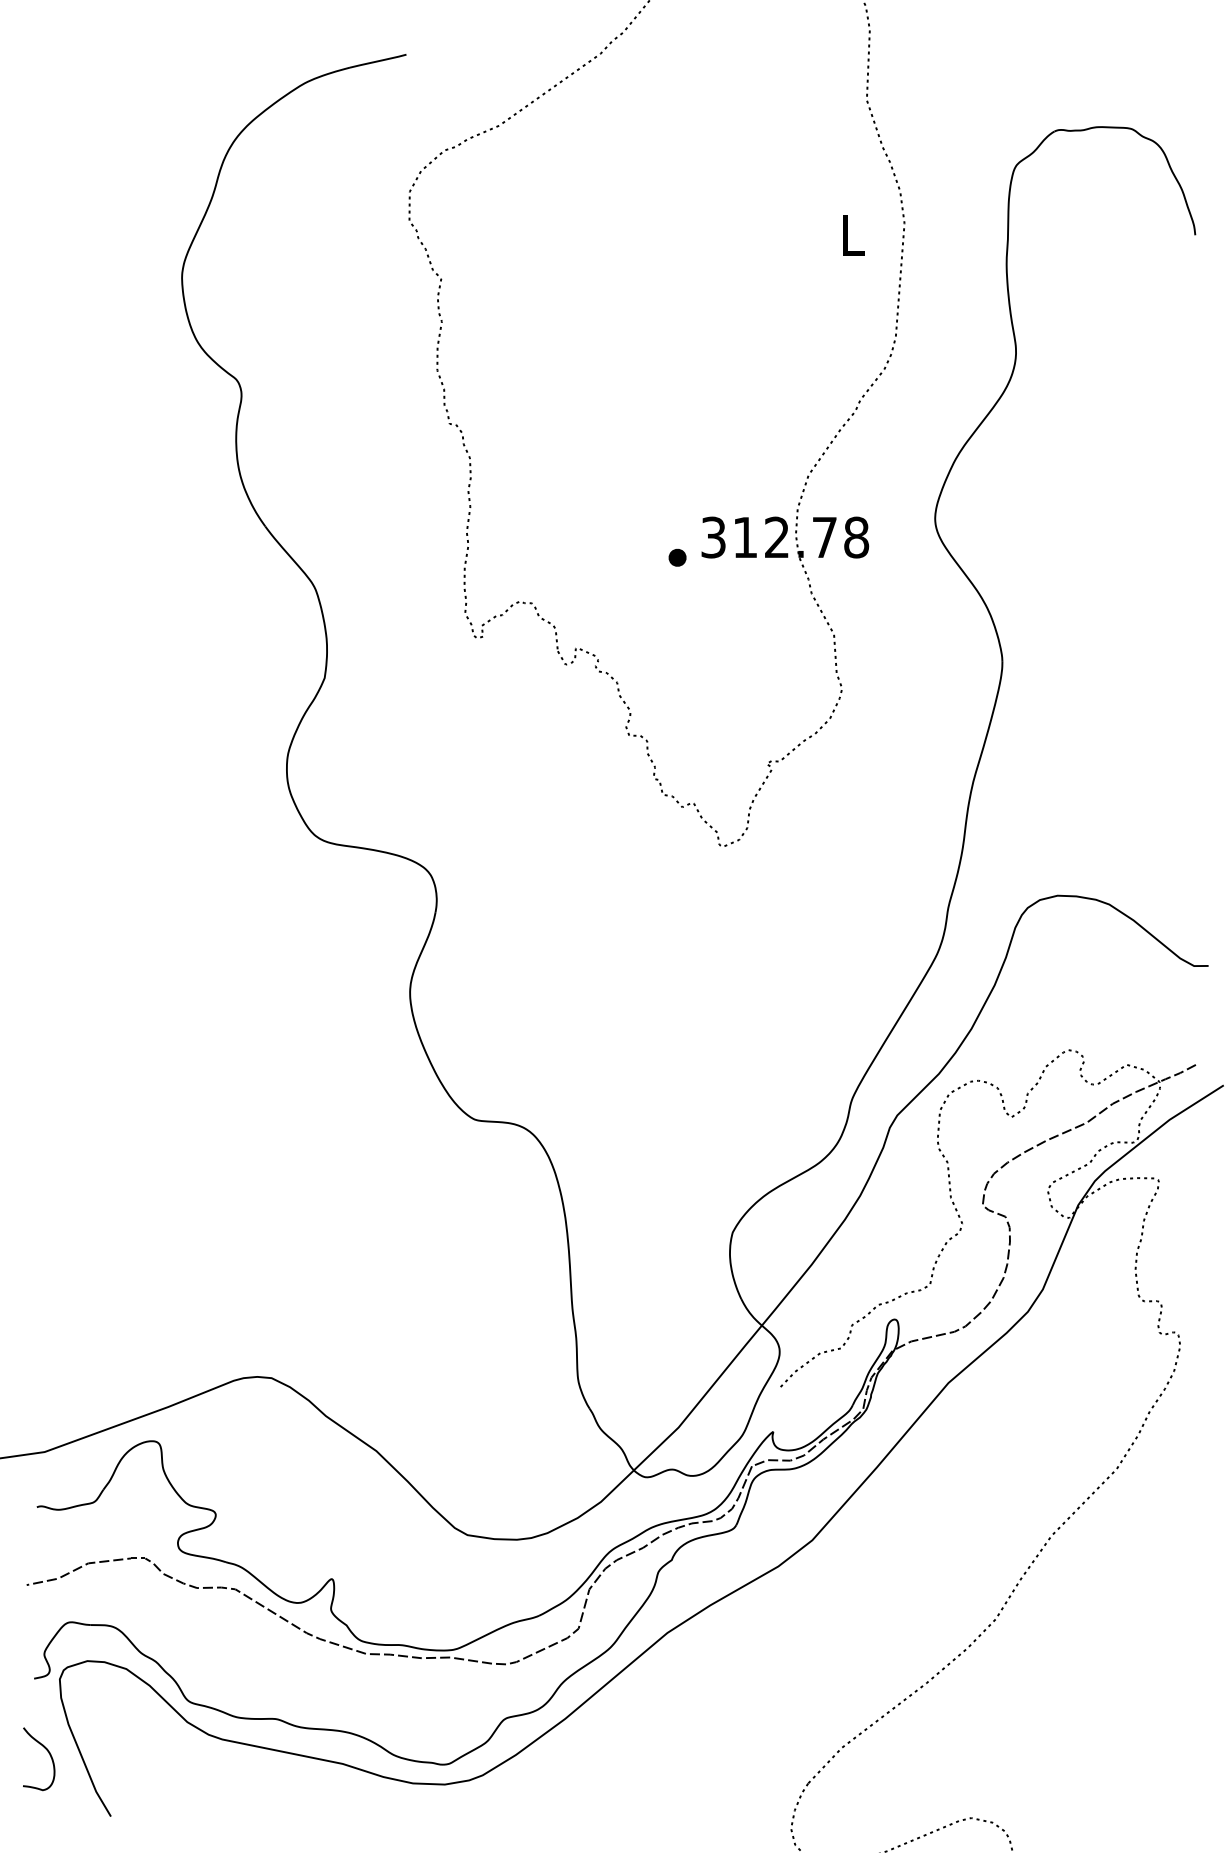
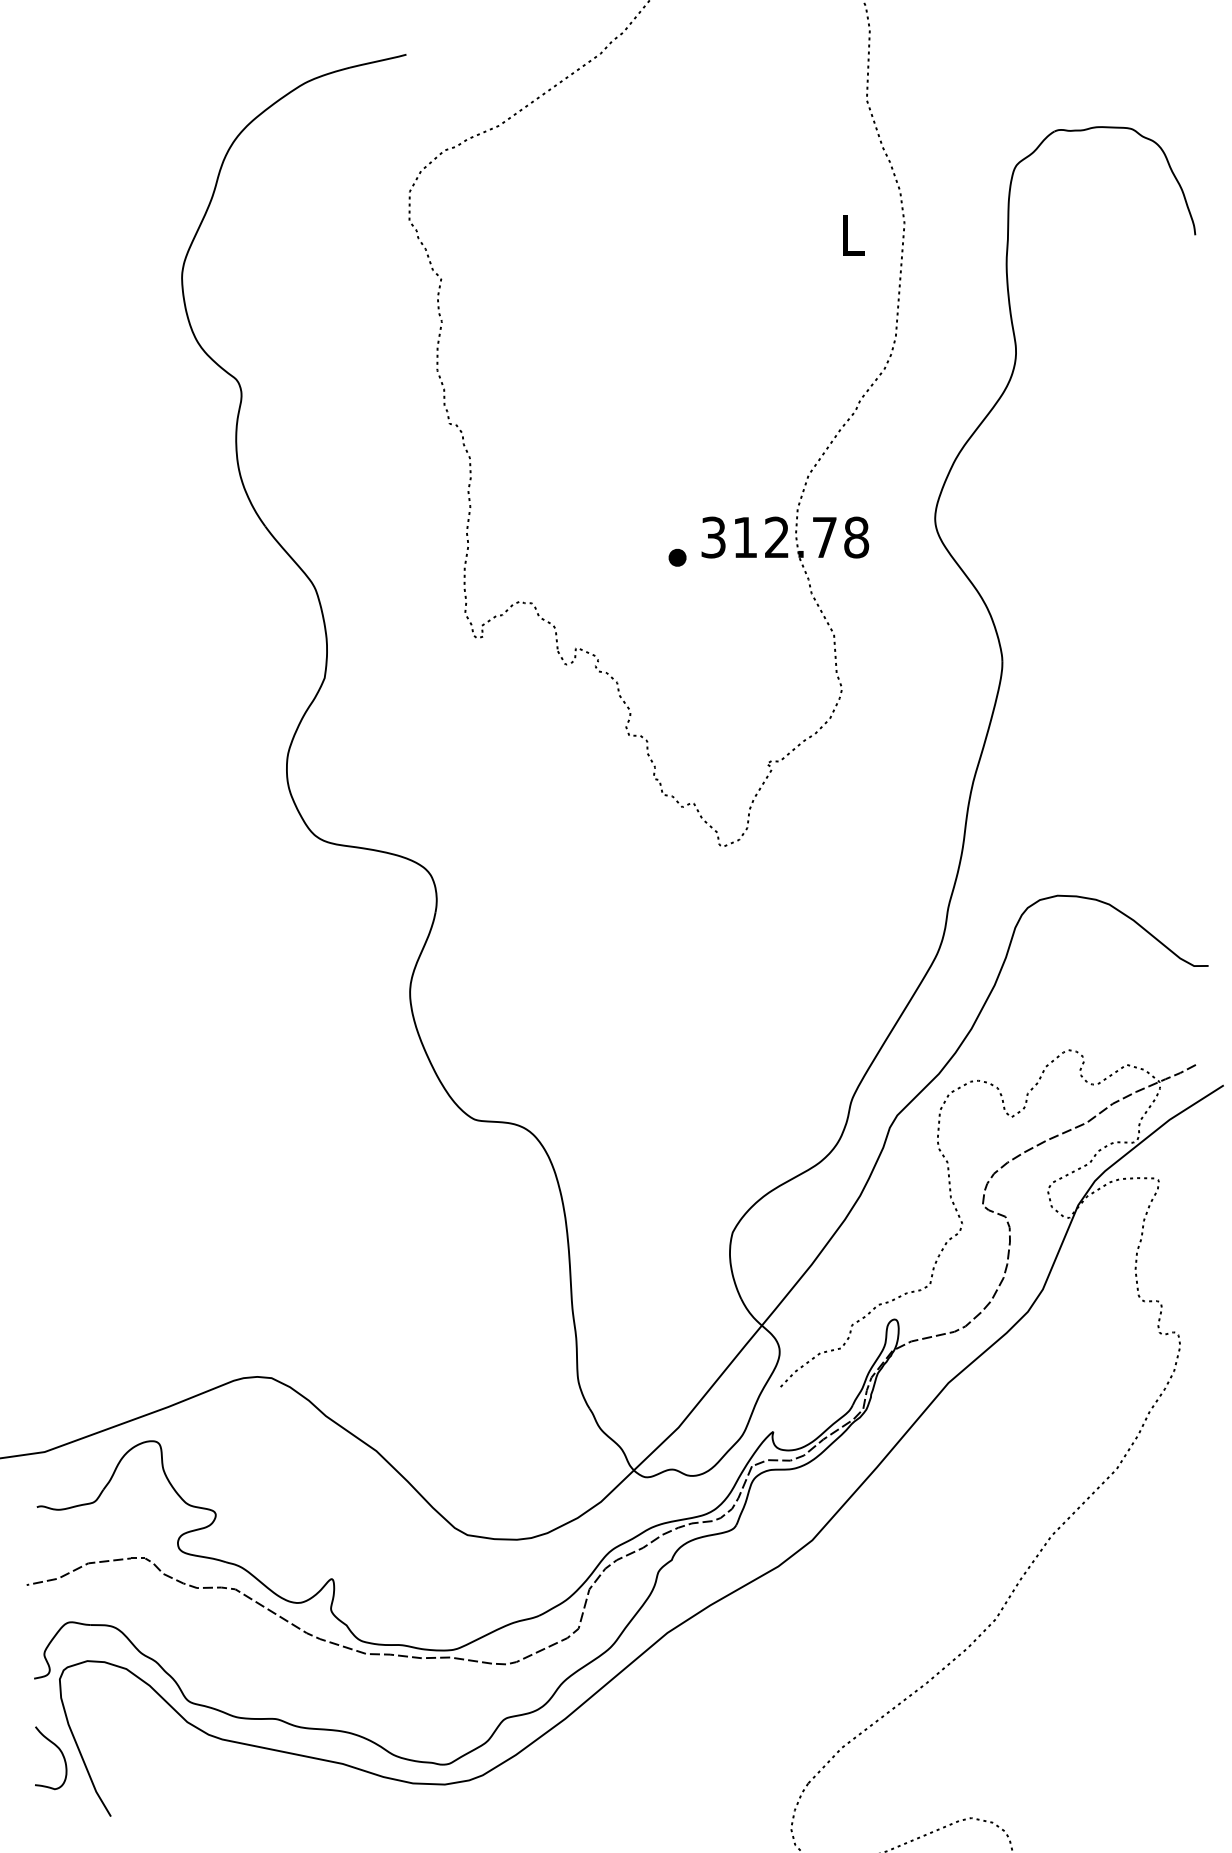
curve position: (49, 1755) -> (61, 1754) (61, 1754)
